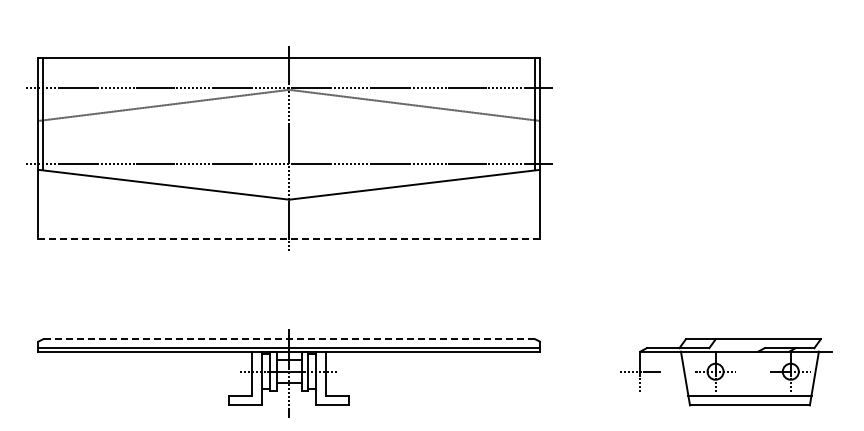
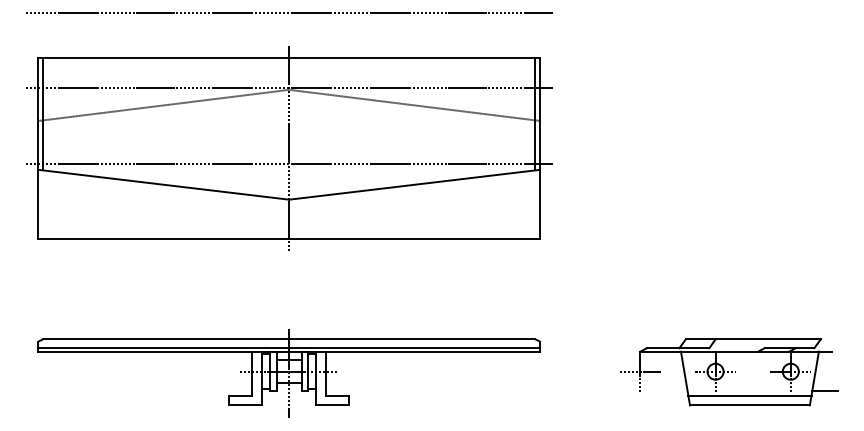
line: none -> present (288, 13)
line: dashed -> solid (289, 238)
line: dashed -> solid (289, 339)
line: none -> present (825, 391)
